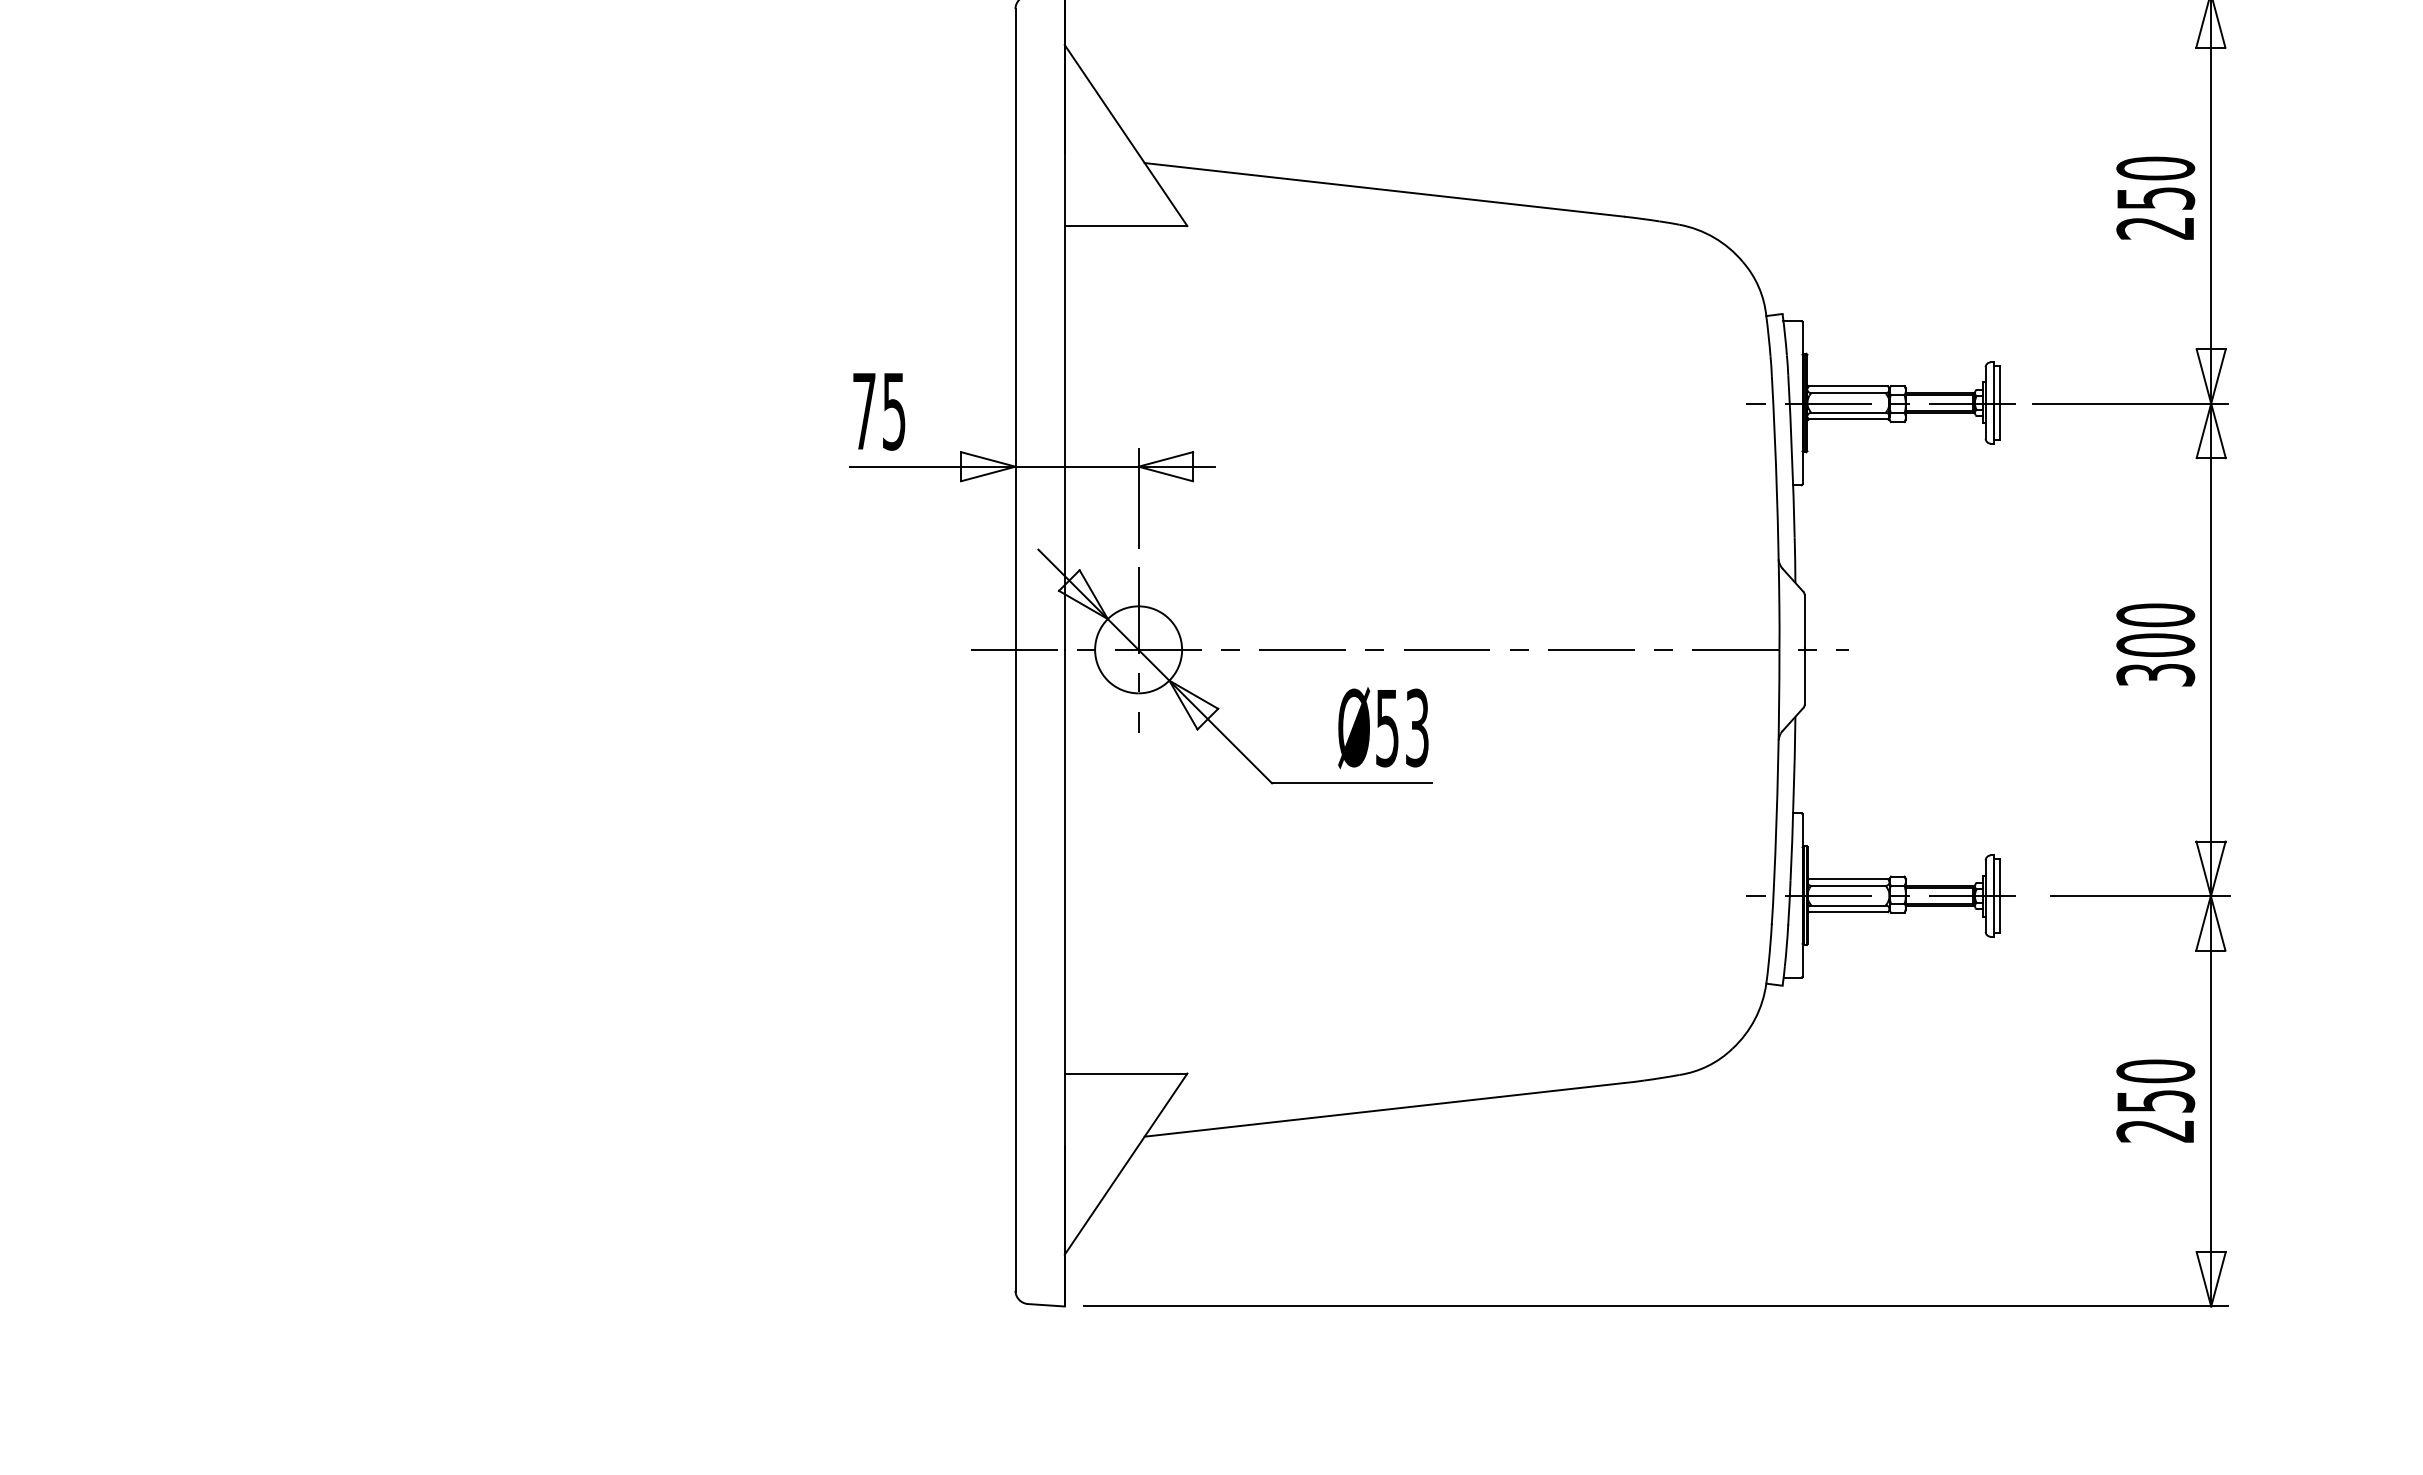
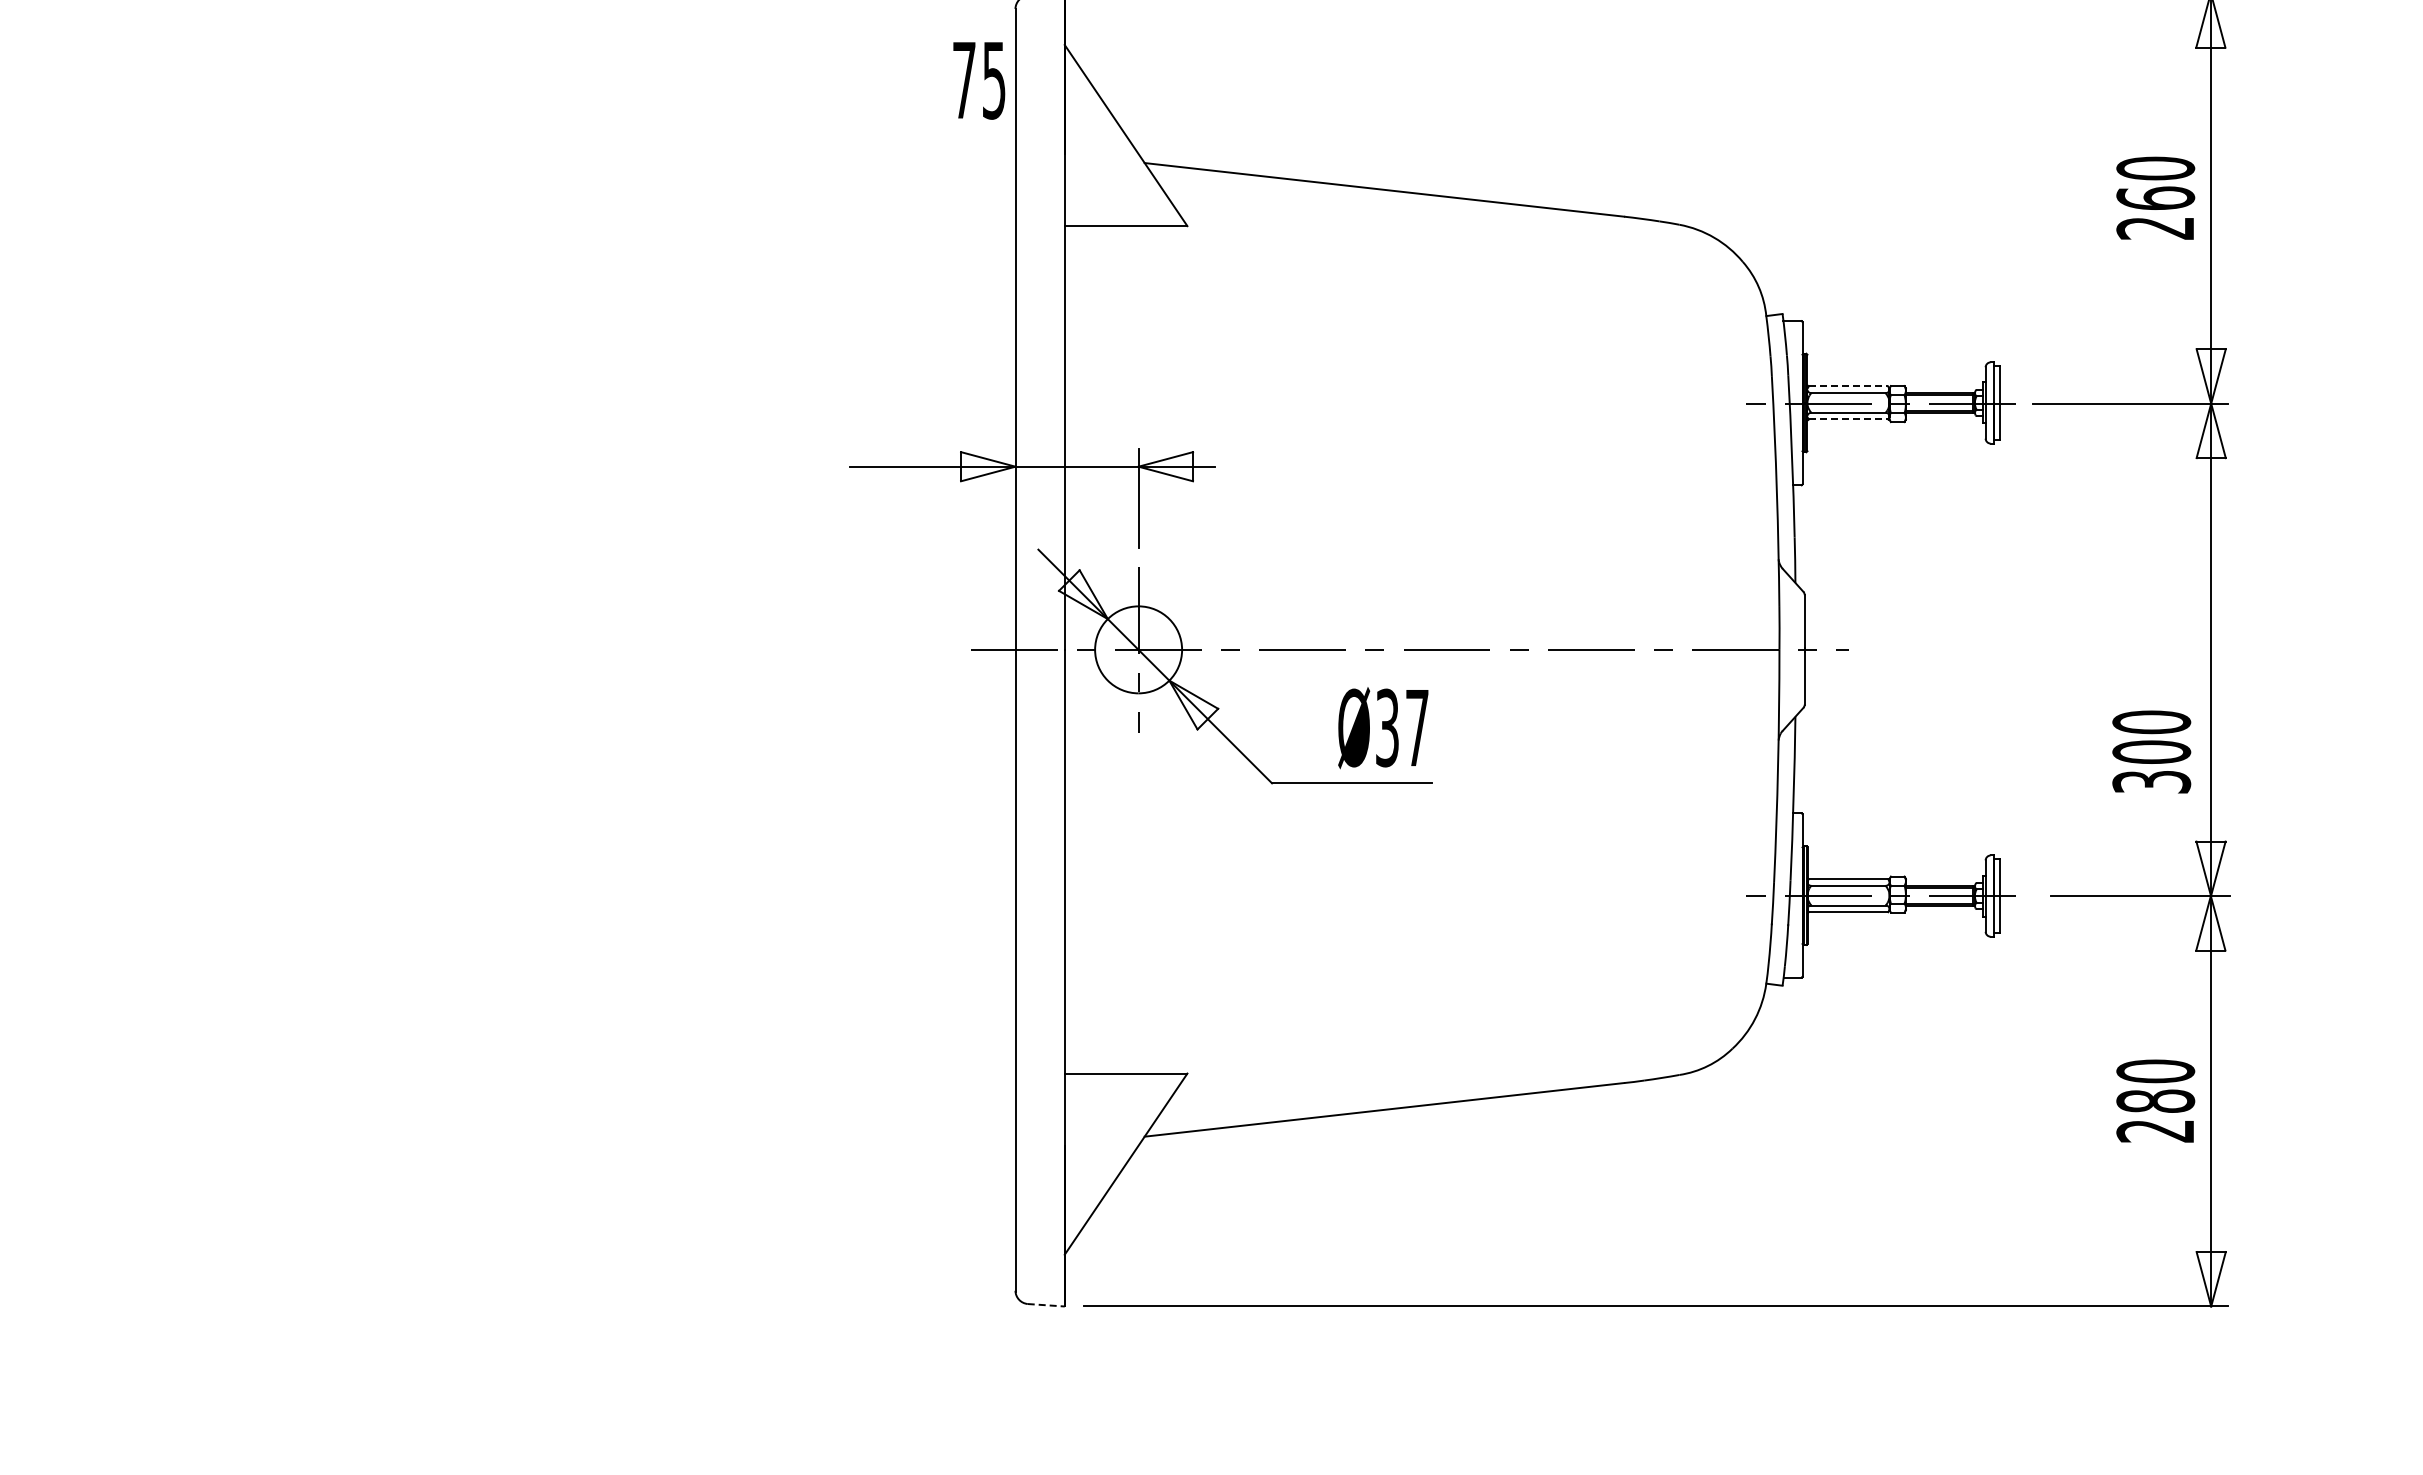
text: 250 -> 260 (2155, 197)
line: solid -> dashed (1848, 386)
text position: (879, 411) -> (979, 80) (979, 80)
line: solid -> dashed (1848, 419)
text position: (2155, 644) -> (2151, 751) (2151, 751)
text: Ø53 -> Ø37 (1402, 727)
text: 250 -> 280 (2155, 1100)
line: solid -> dashed (1046, 1305)
